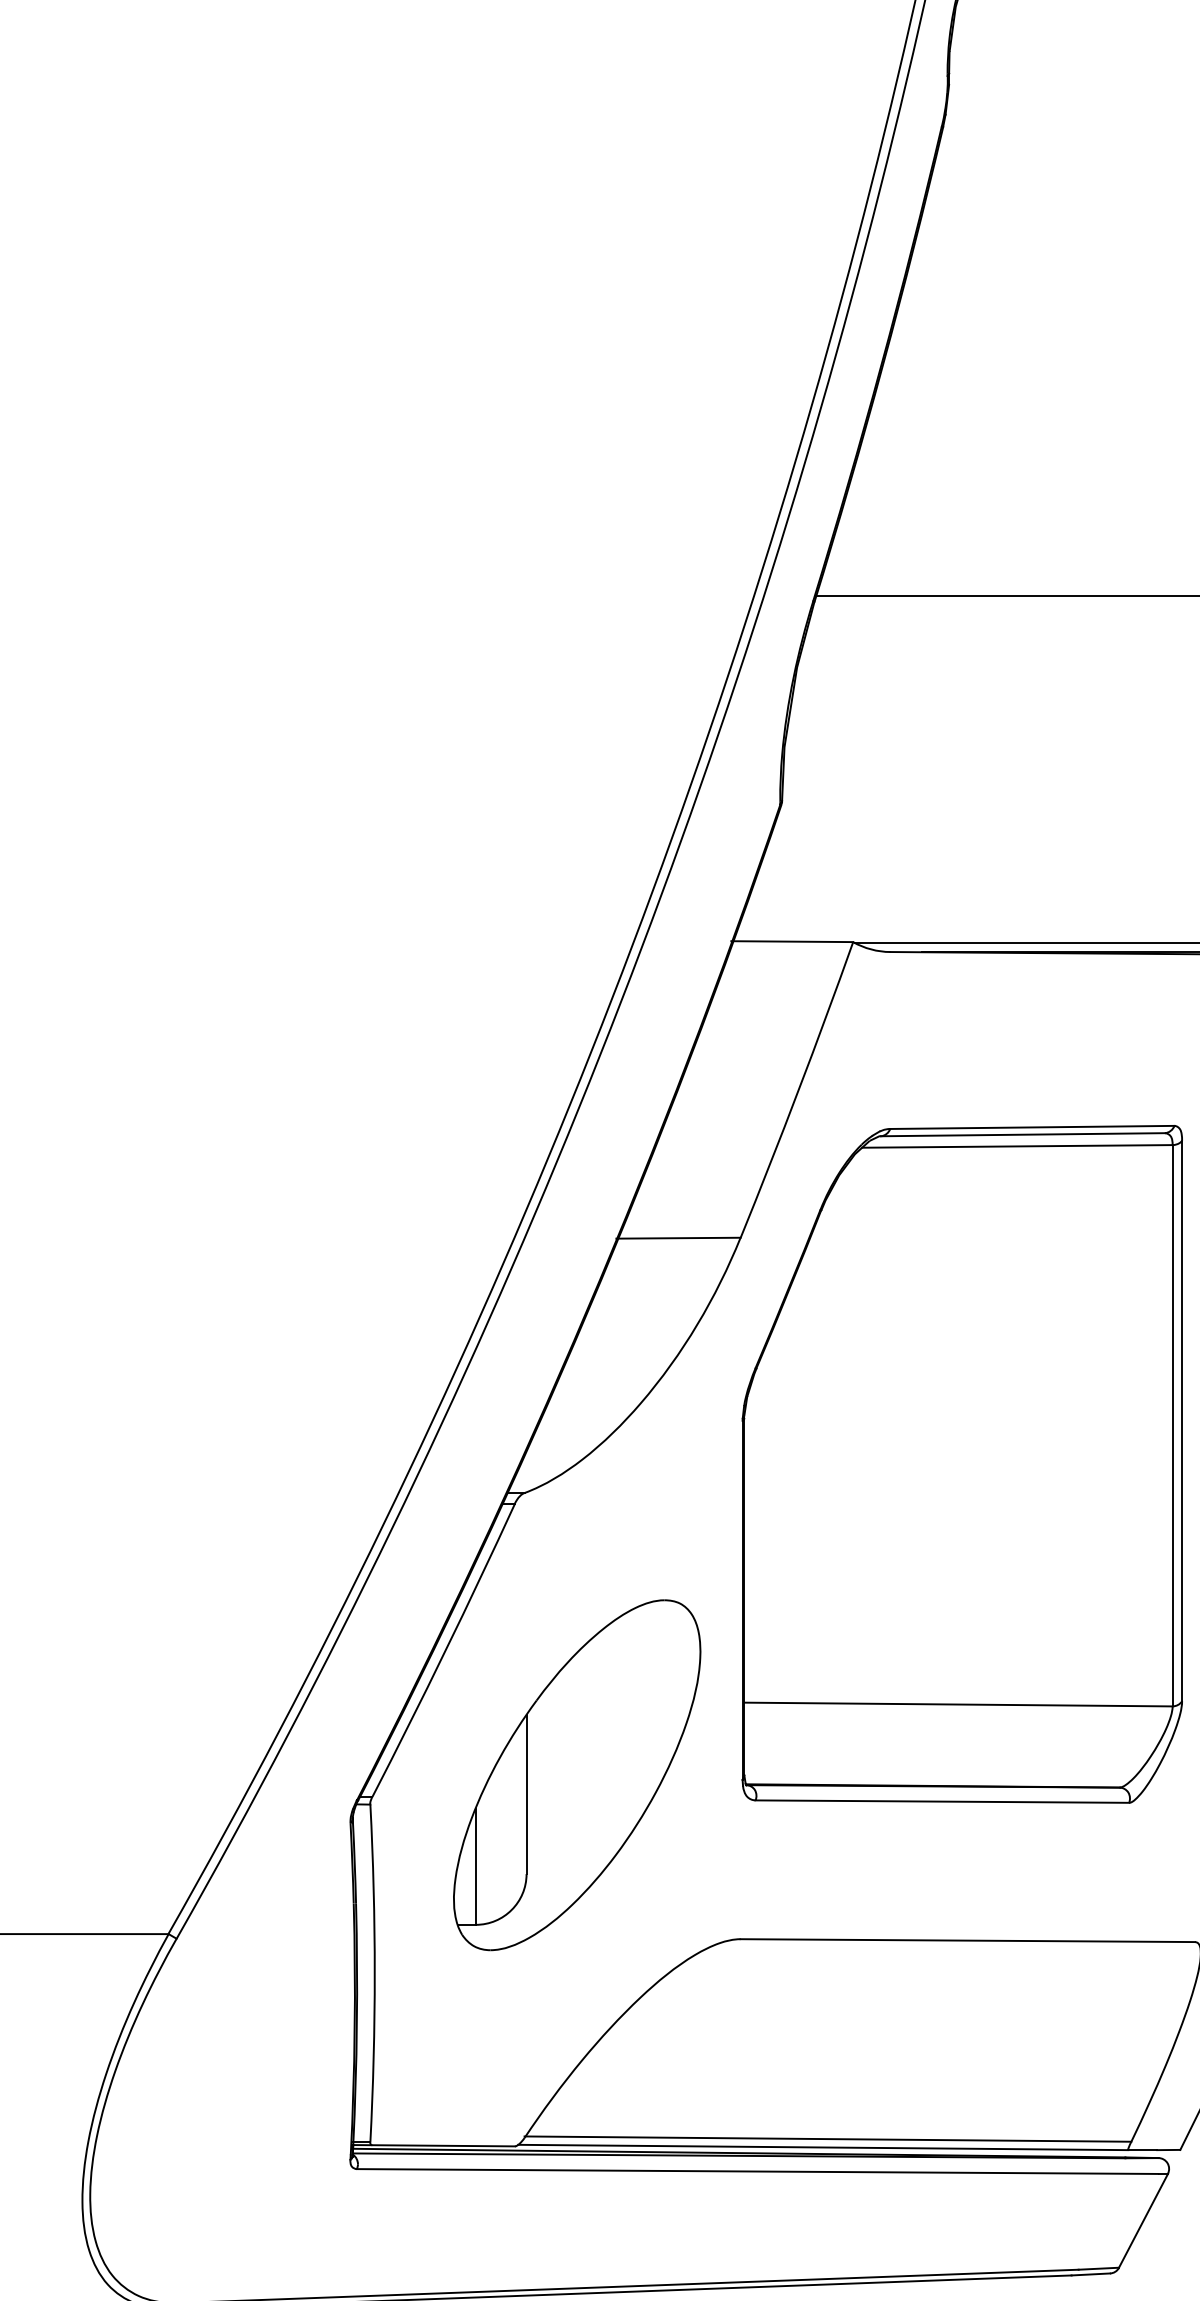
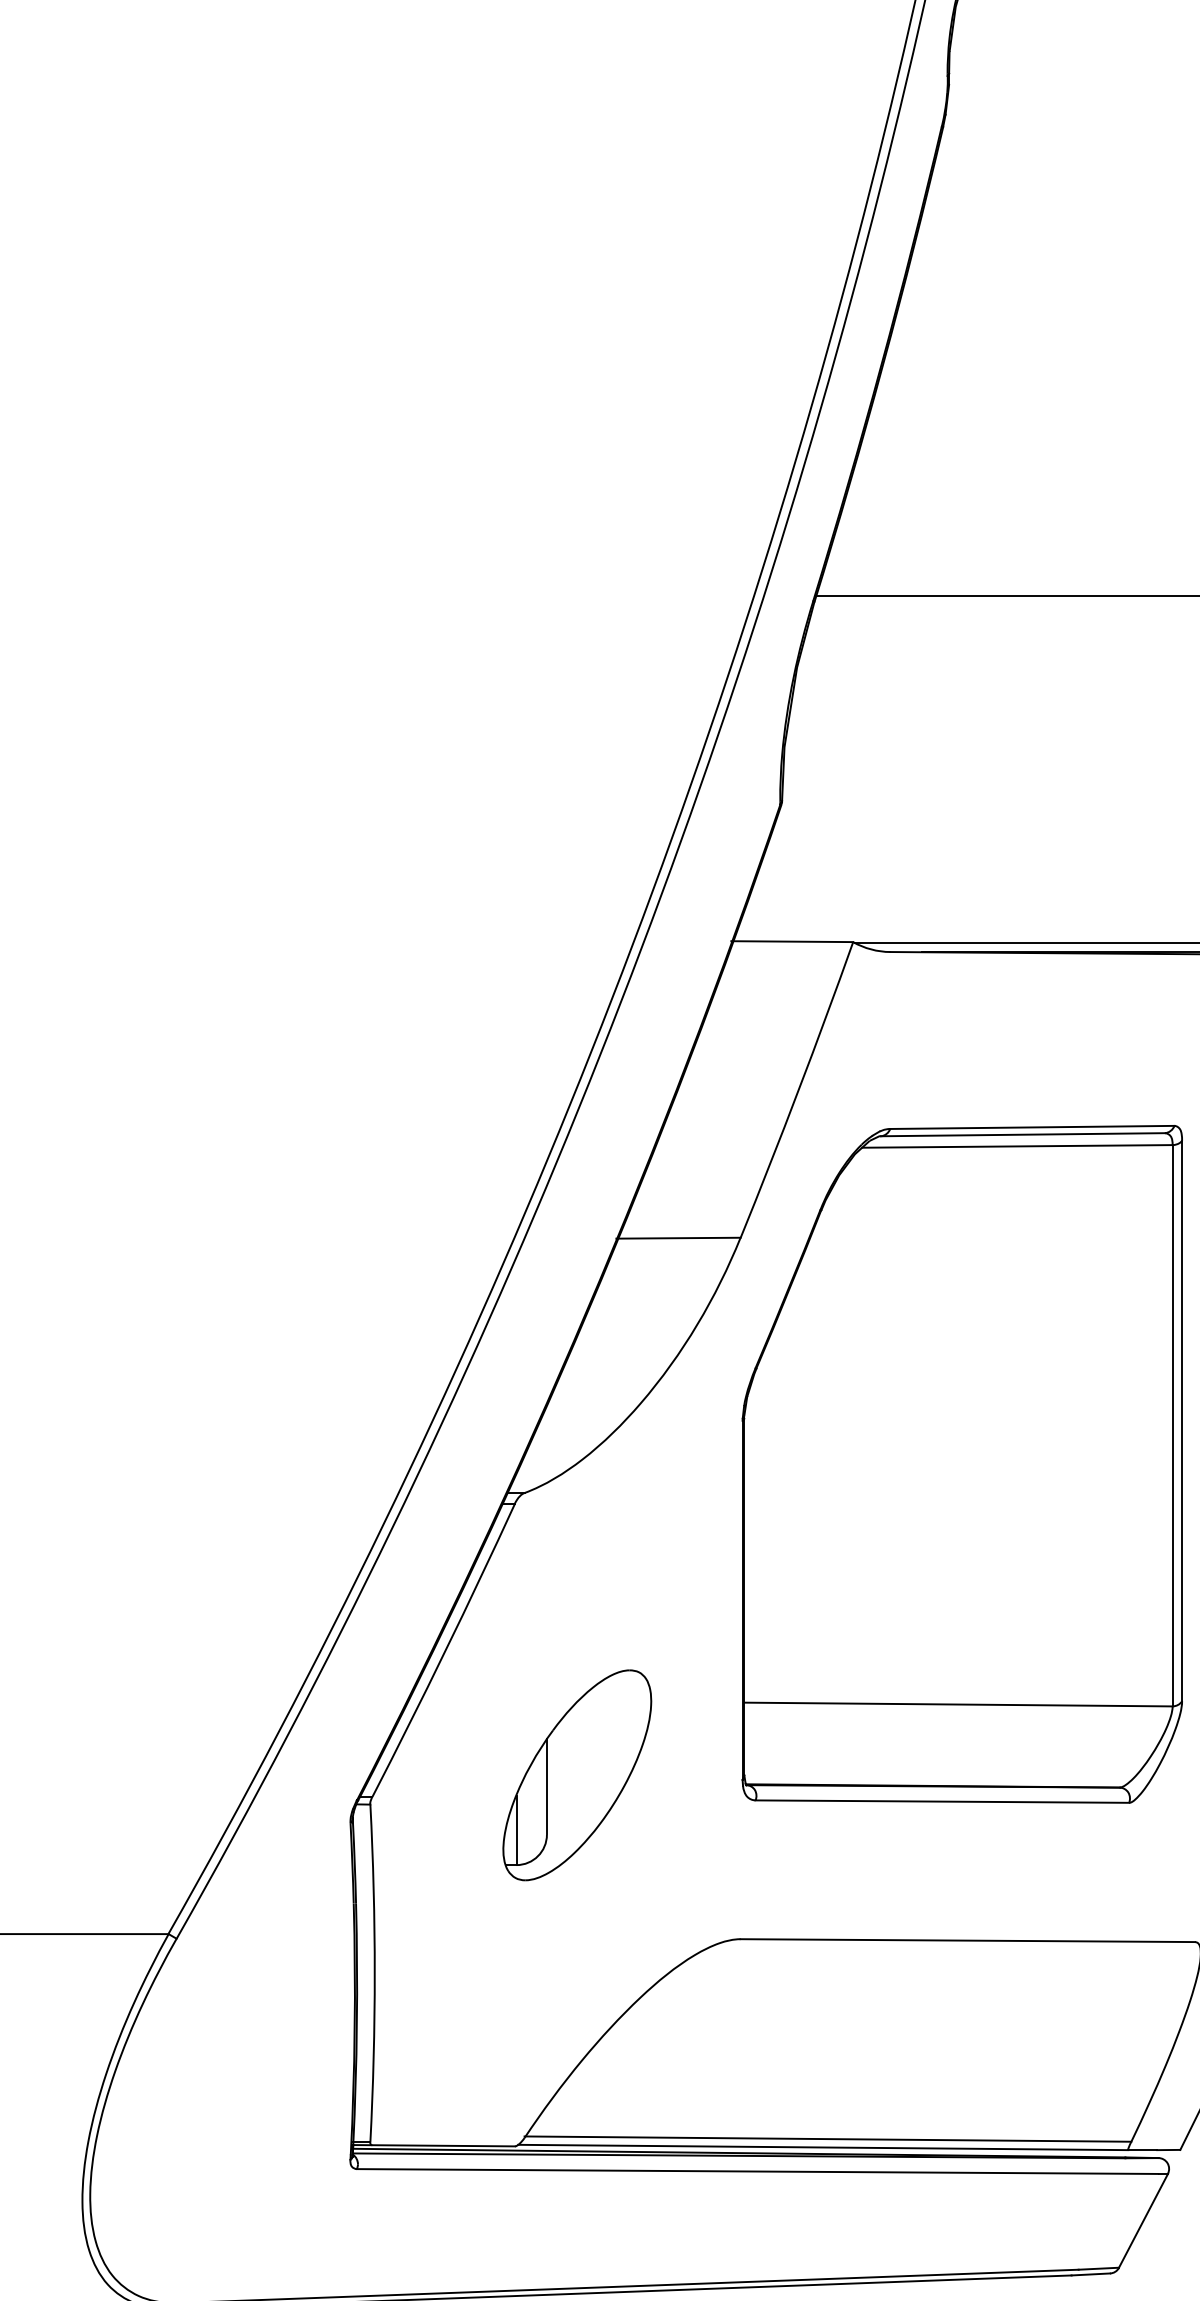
part size: 249x353 px -> 151x213 px (577, 1775)
